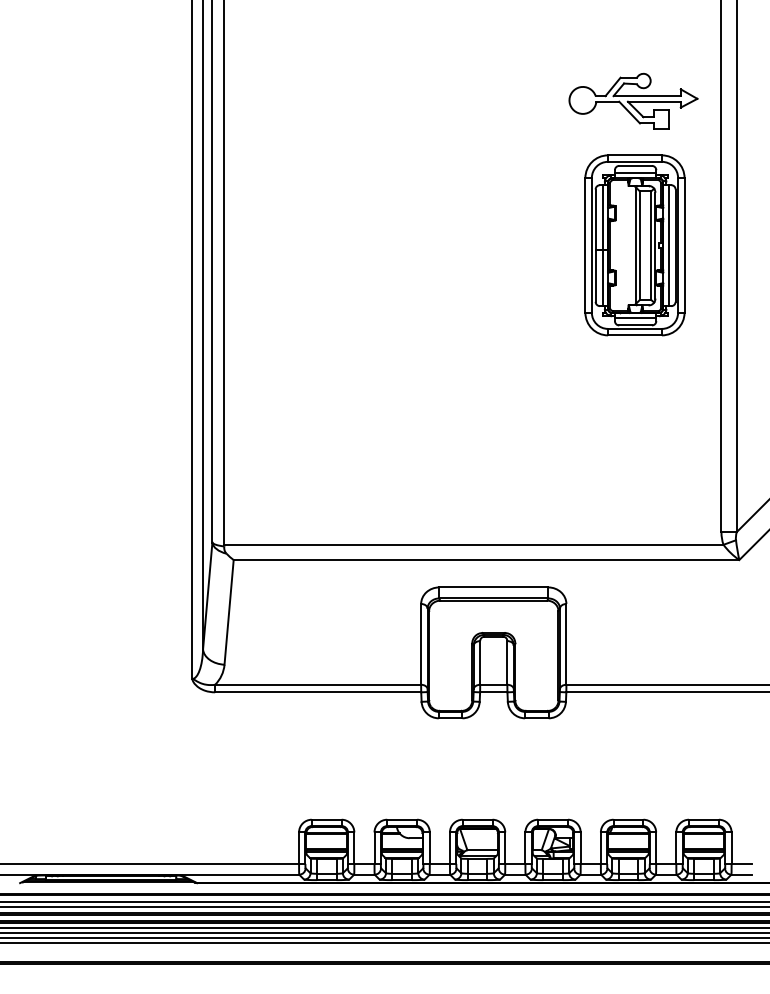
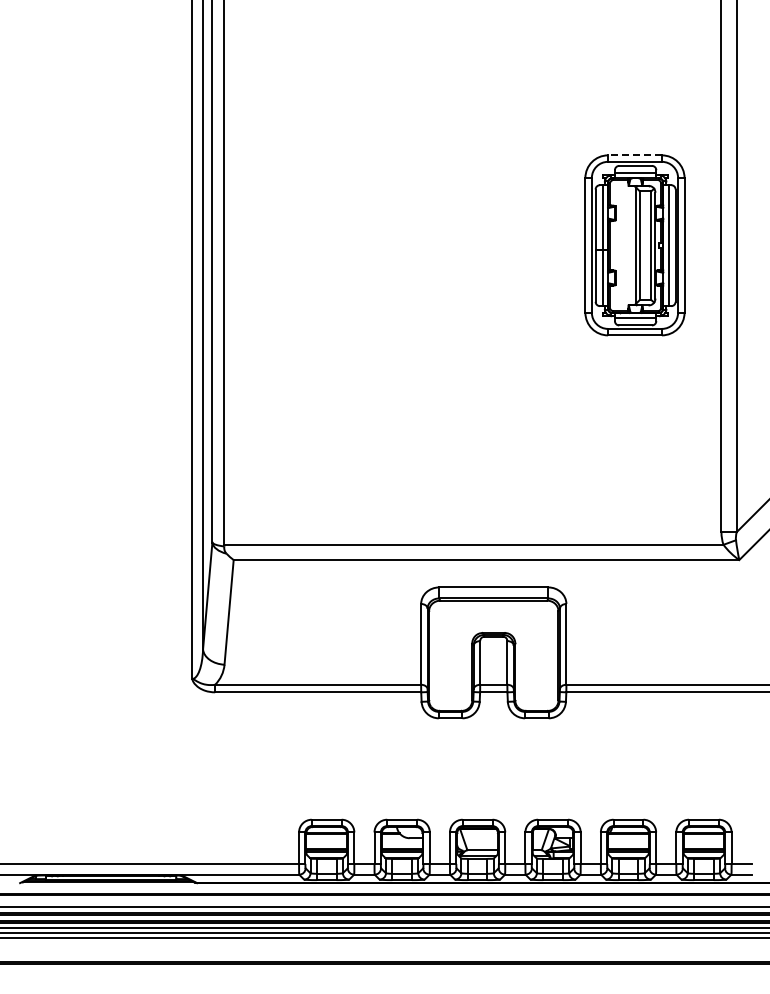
part: present -> none (633, 100)
line: solid -> dashed (634, 155)
line: present -> none (384, 901)
line: present -> none (384, 942)
